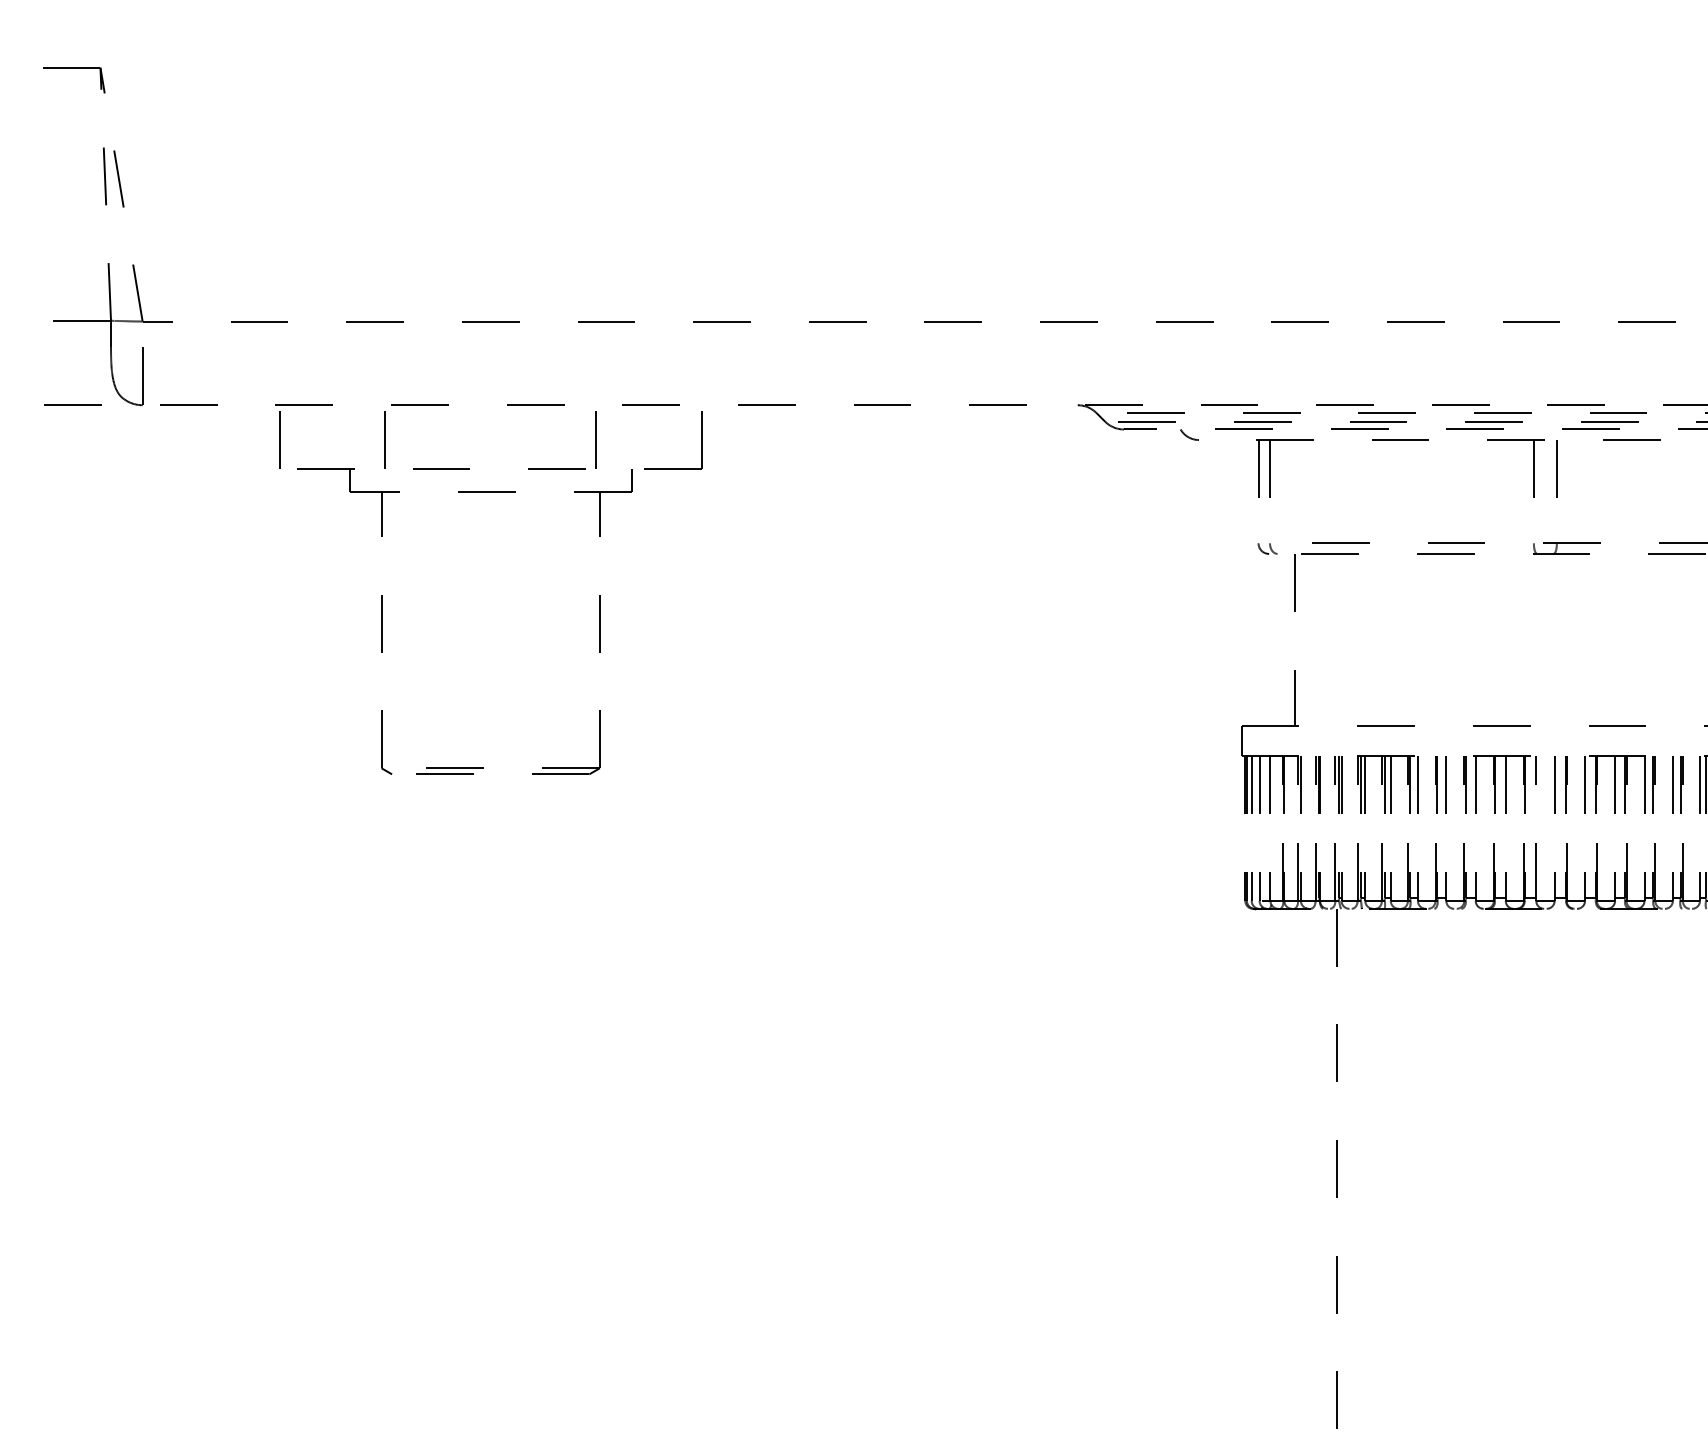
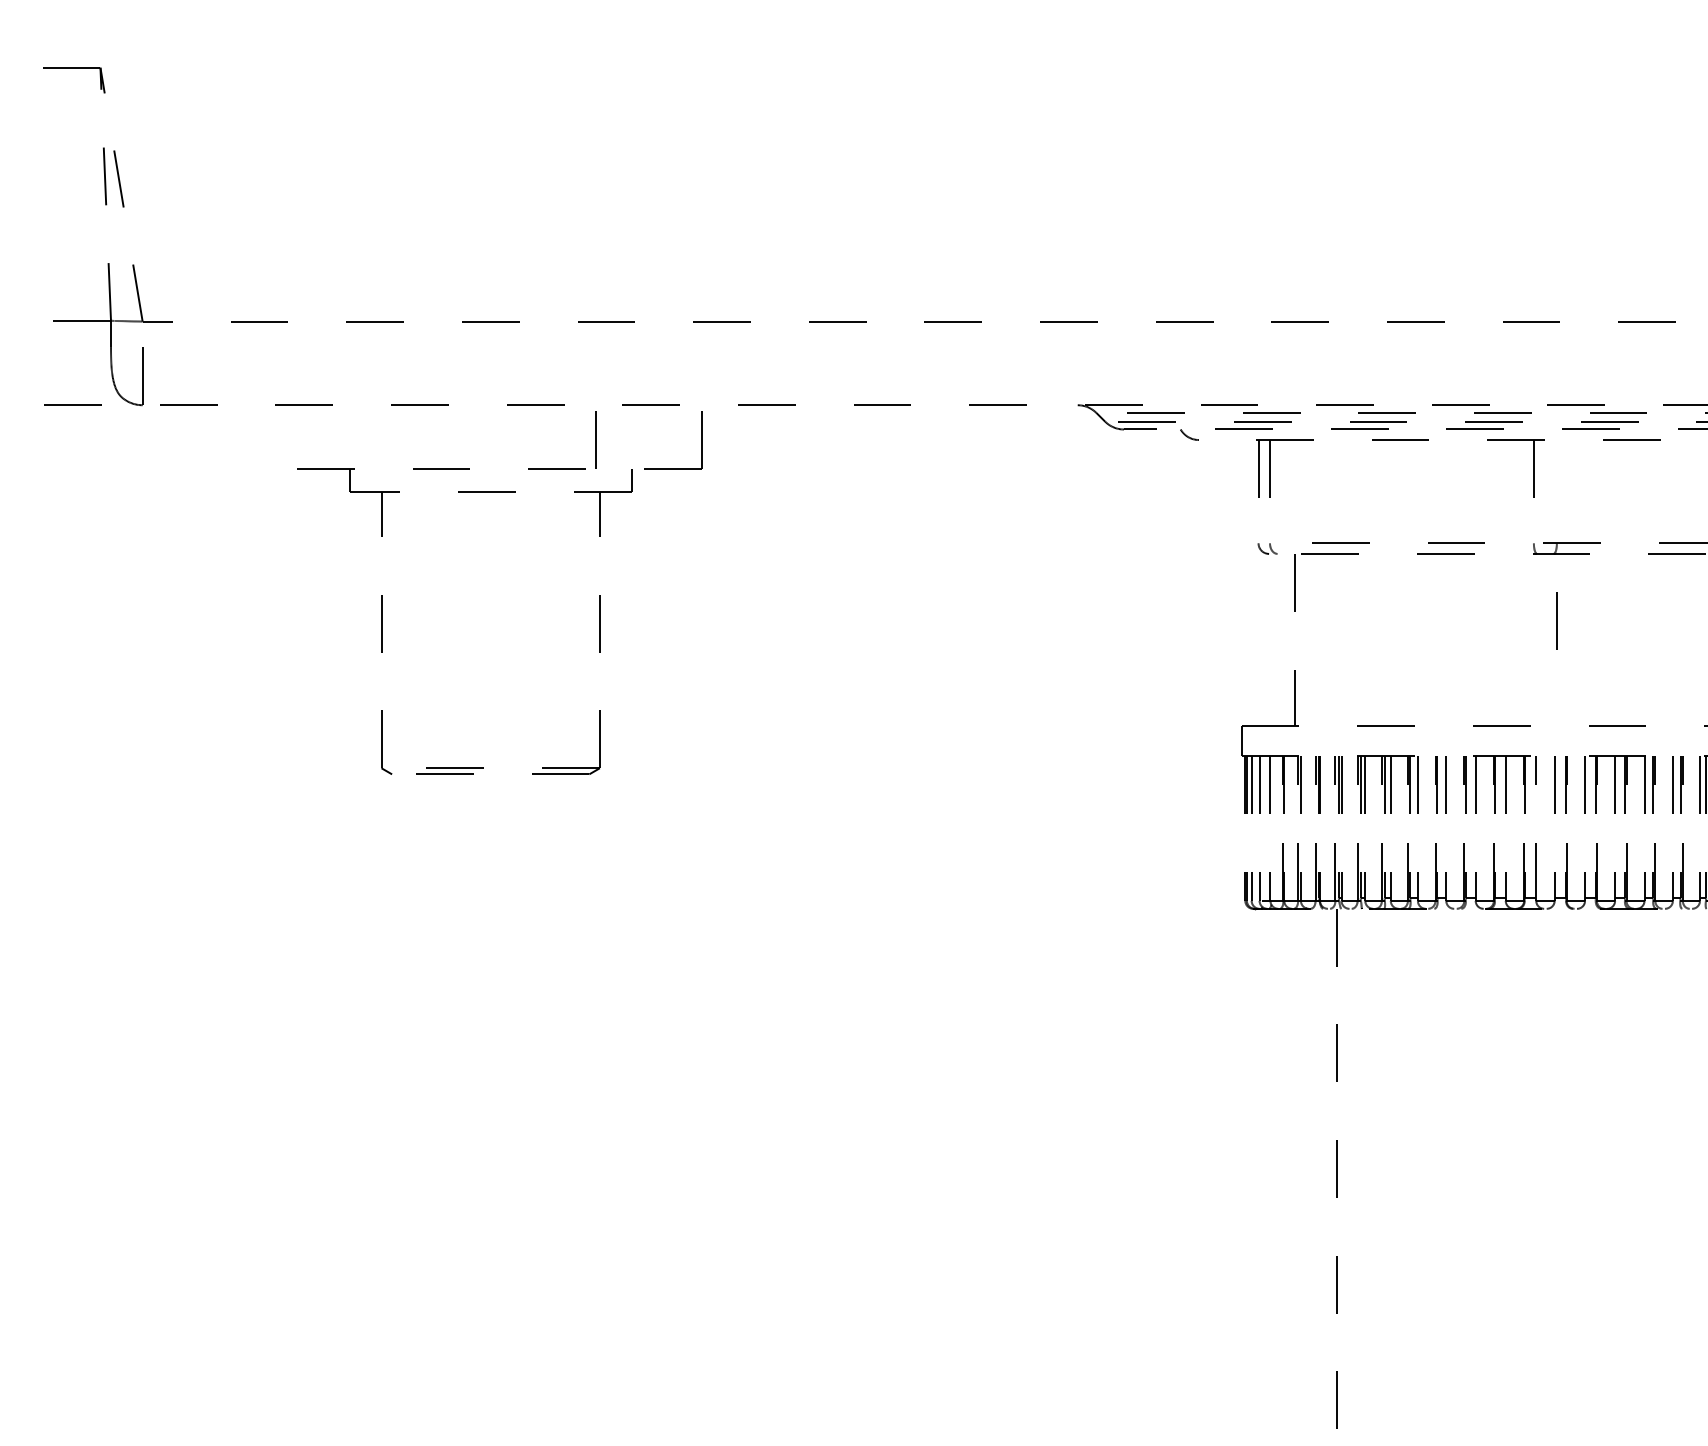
line: present -> none (279, 436)
line: present -> none (385, 436)
line position: (1556, 468) -> (1556, 620) (1556, 620)
